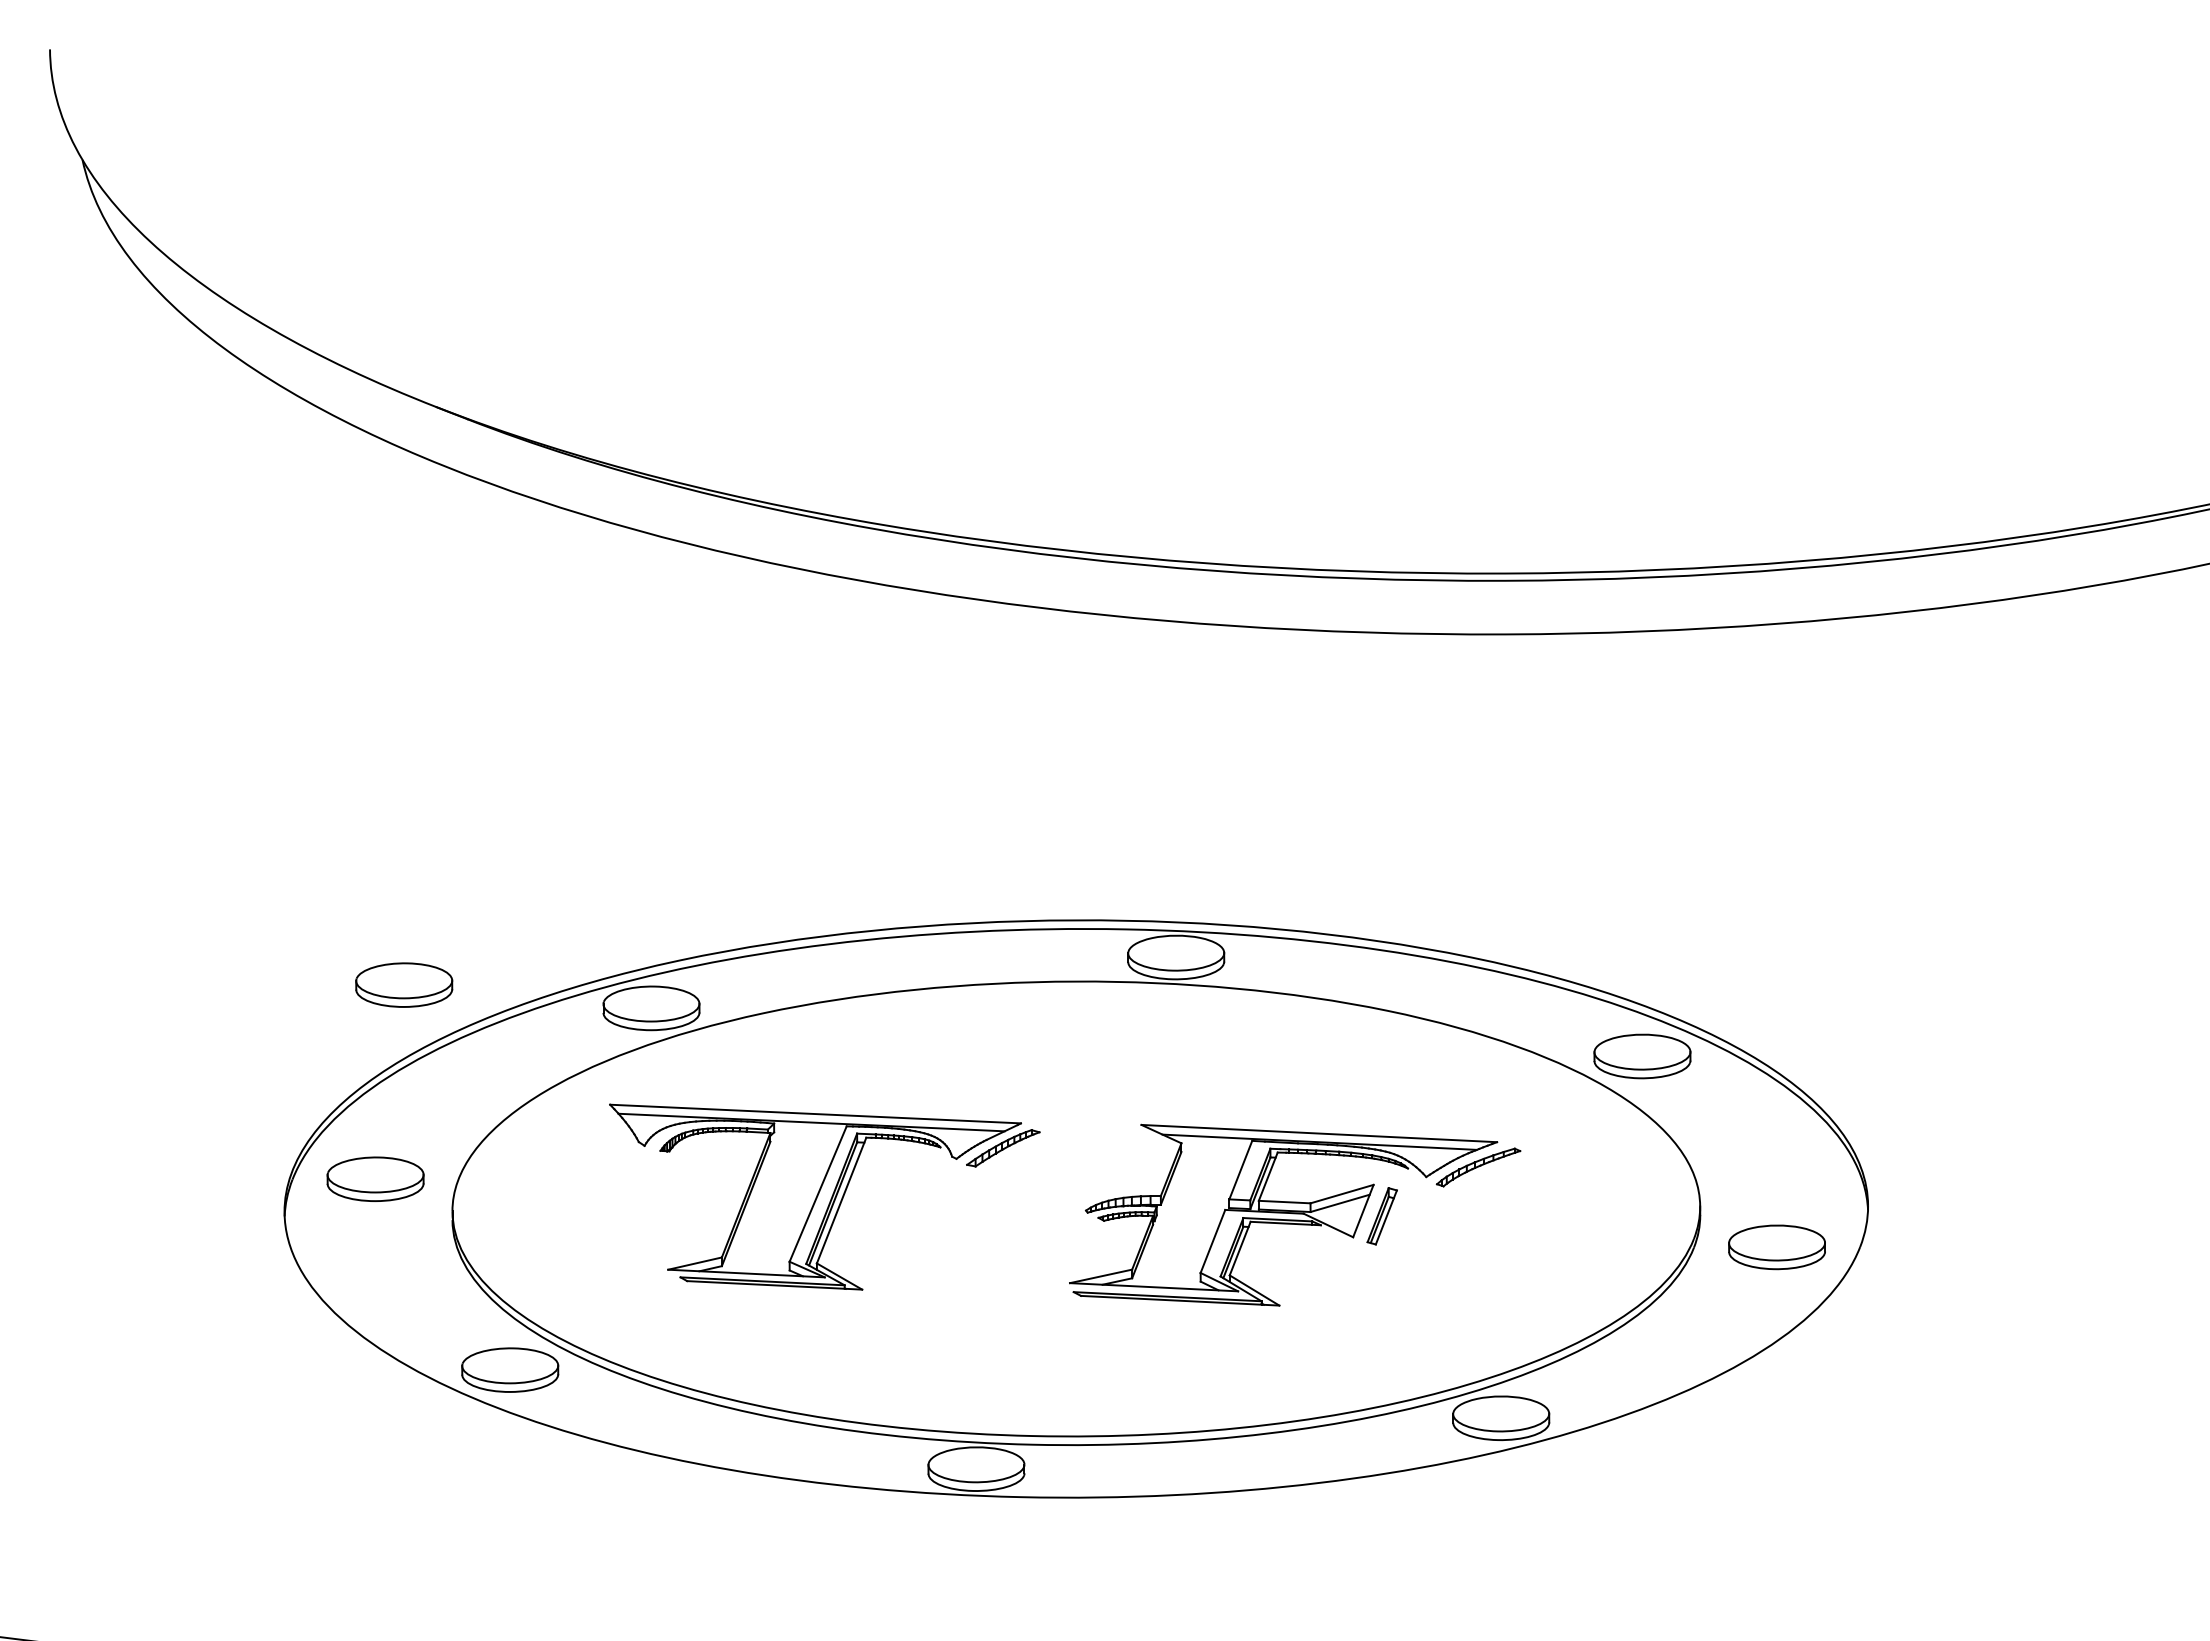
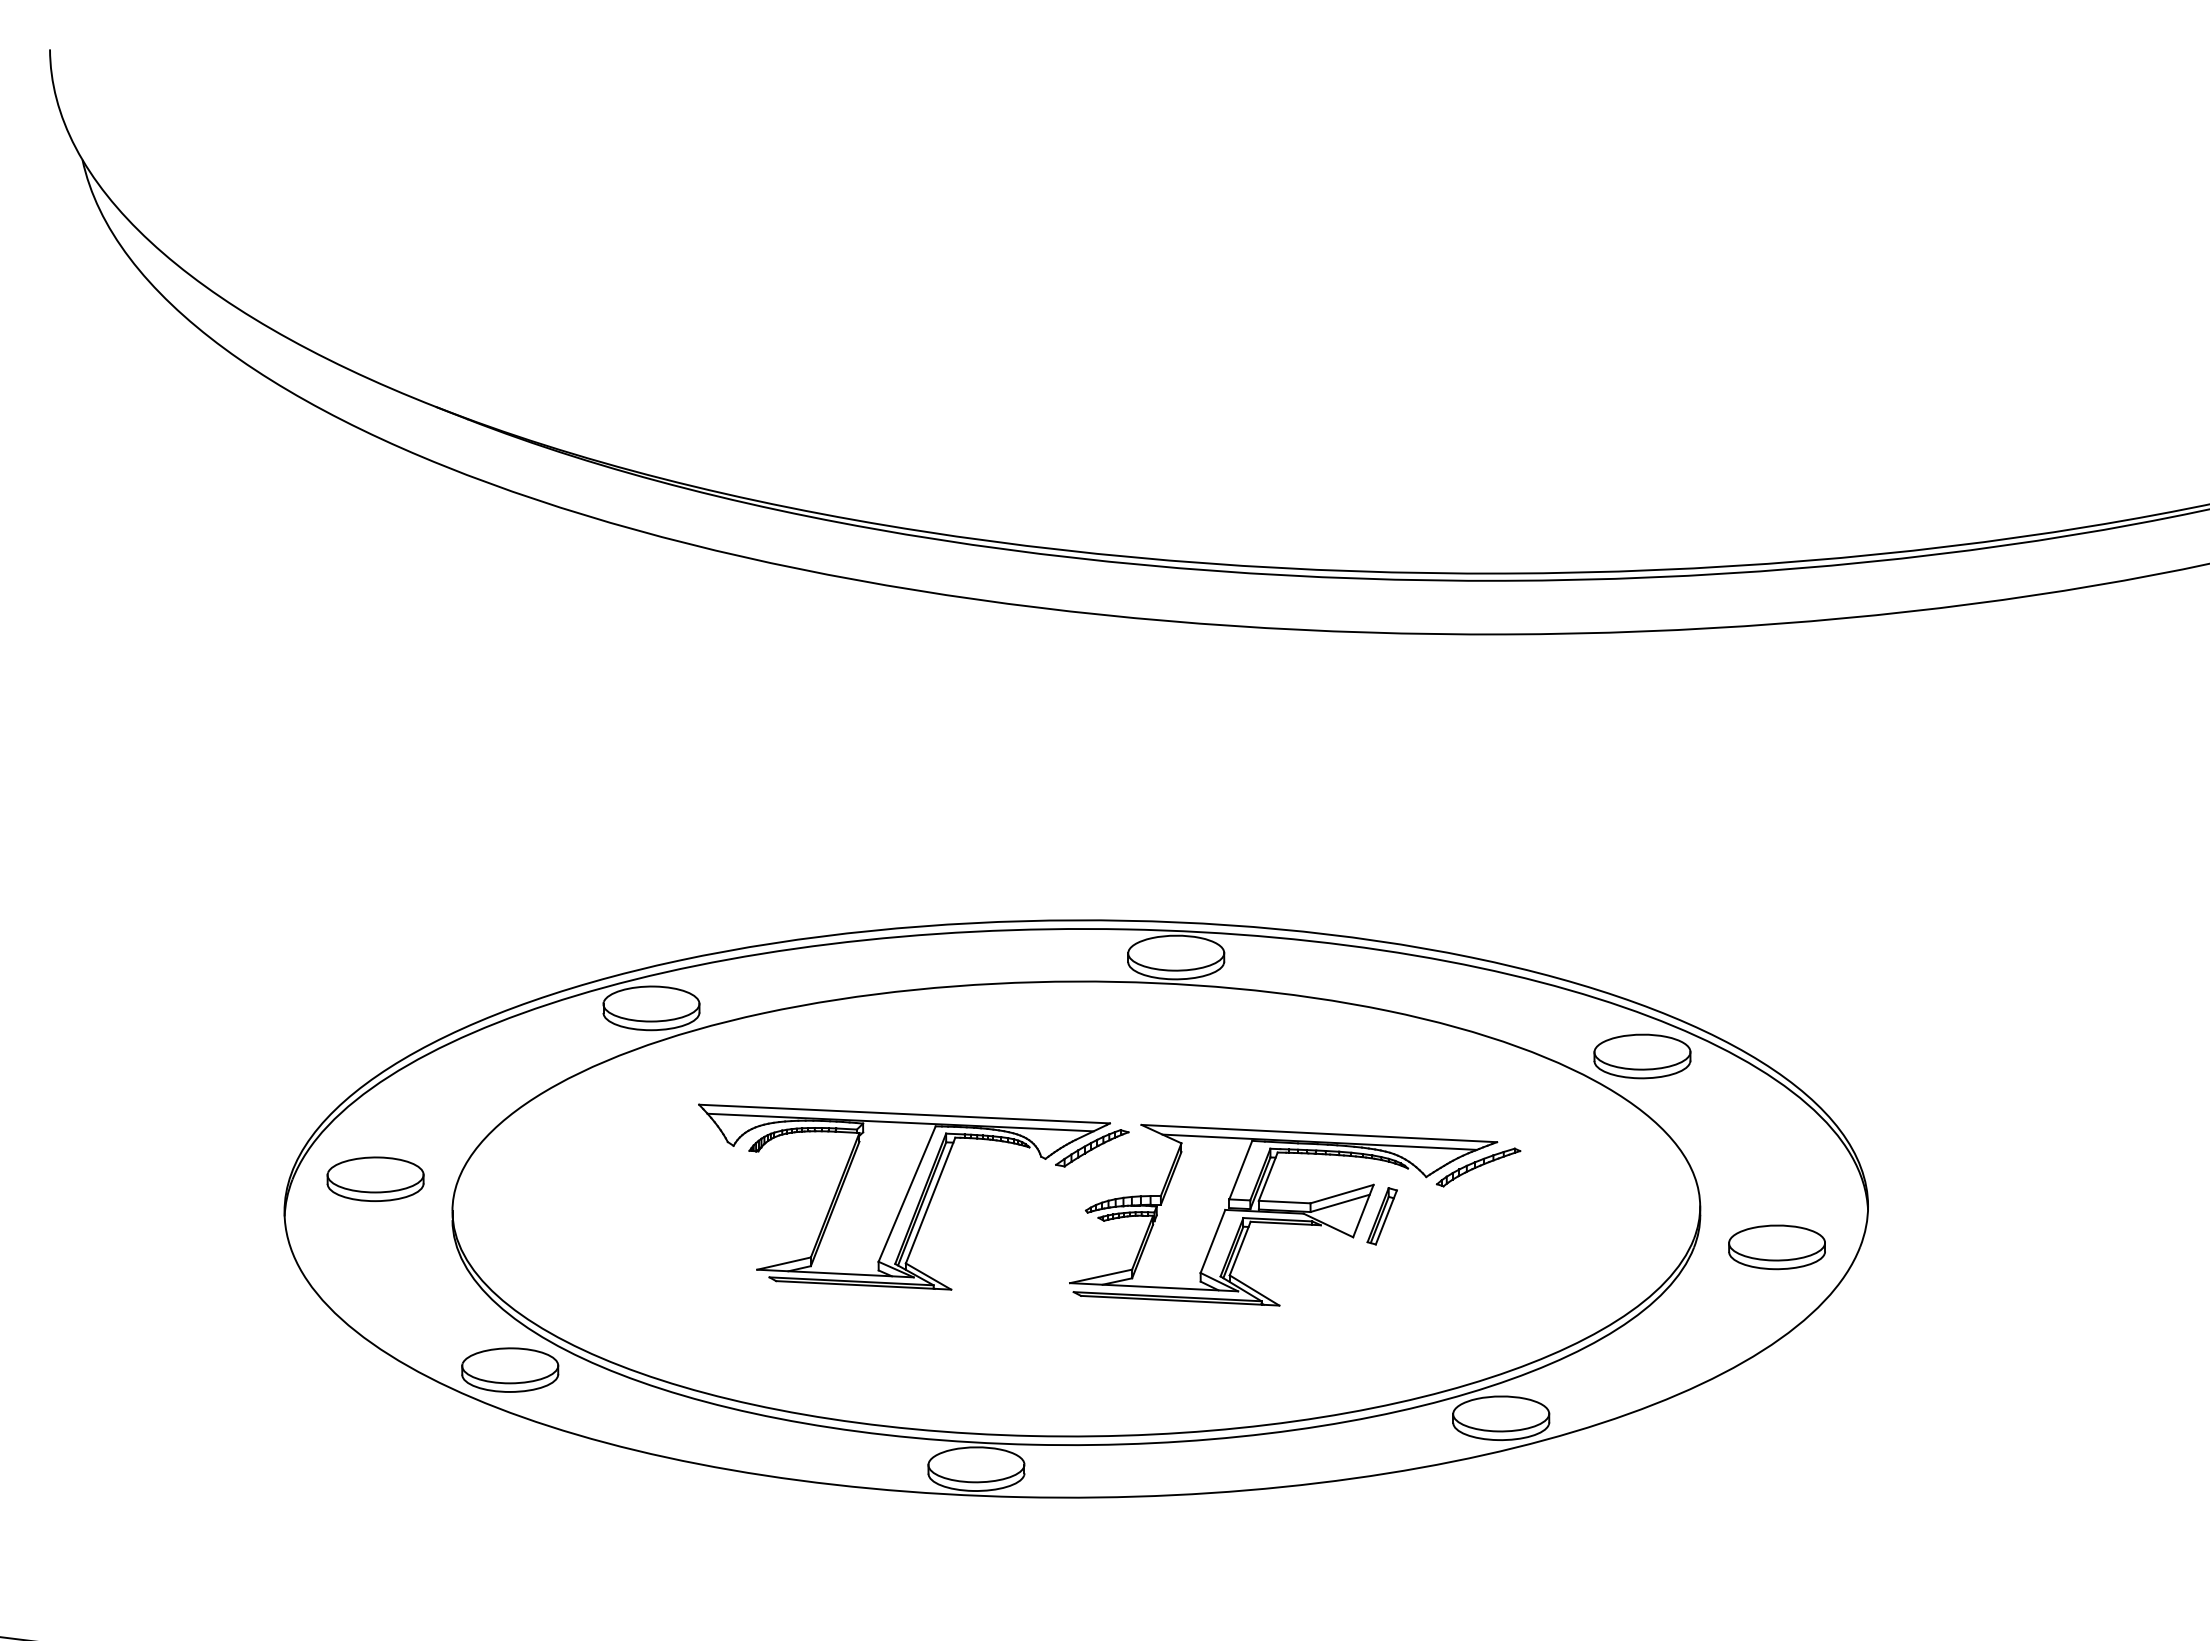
part: present -> none (404, 984)
part position: (824, 1196) -> (913, 1196) (913, 1196)
